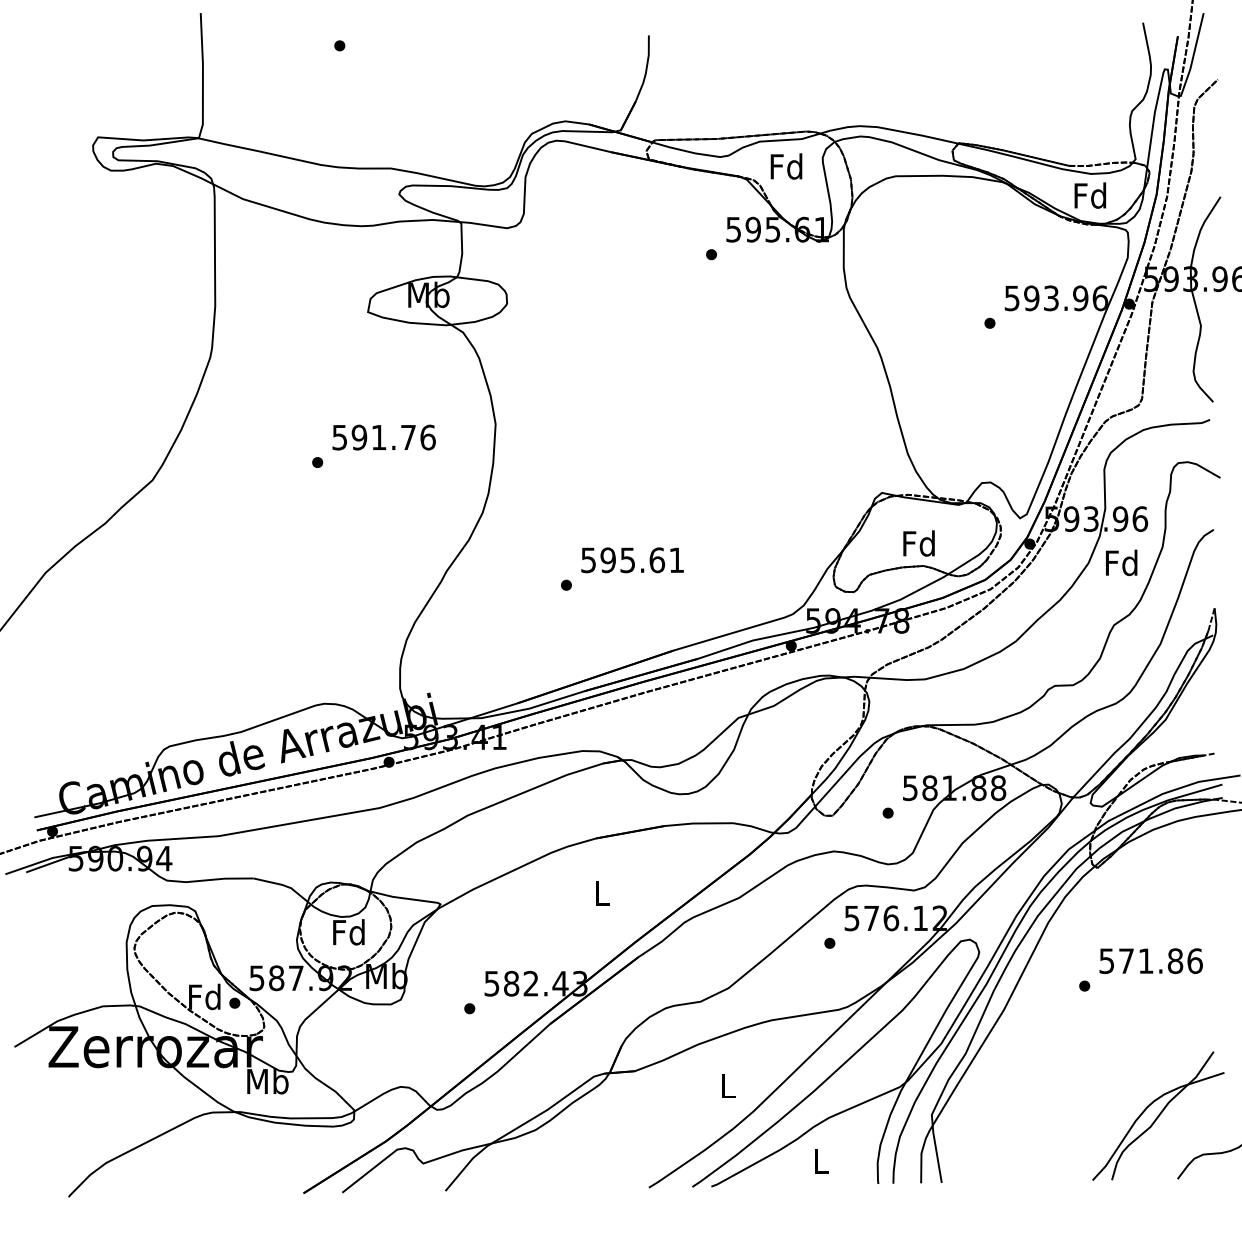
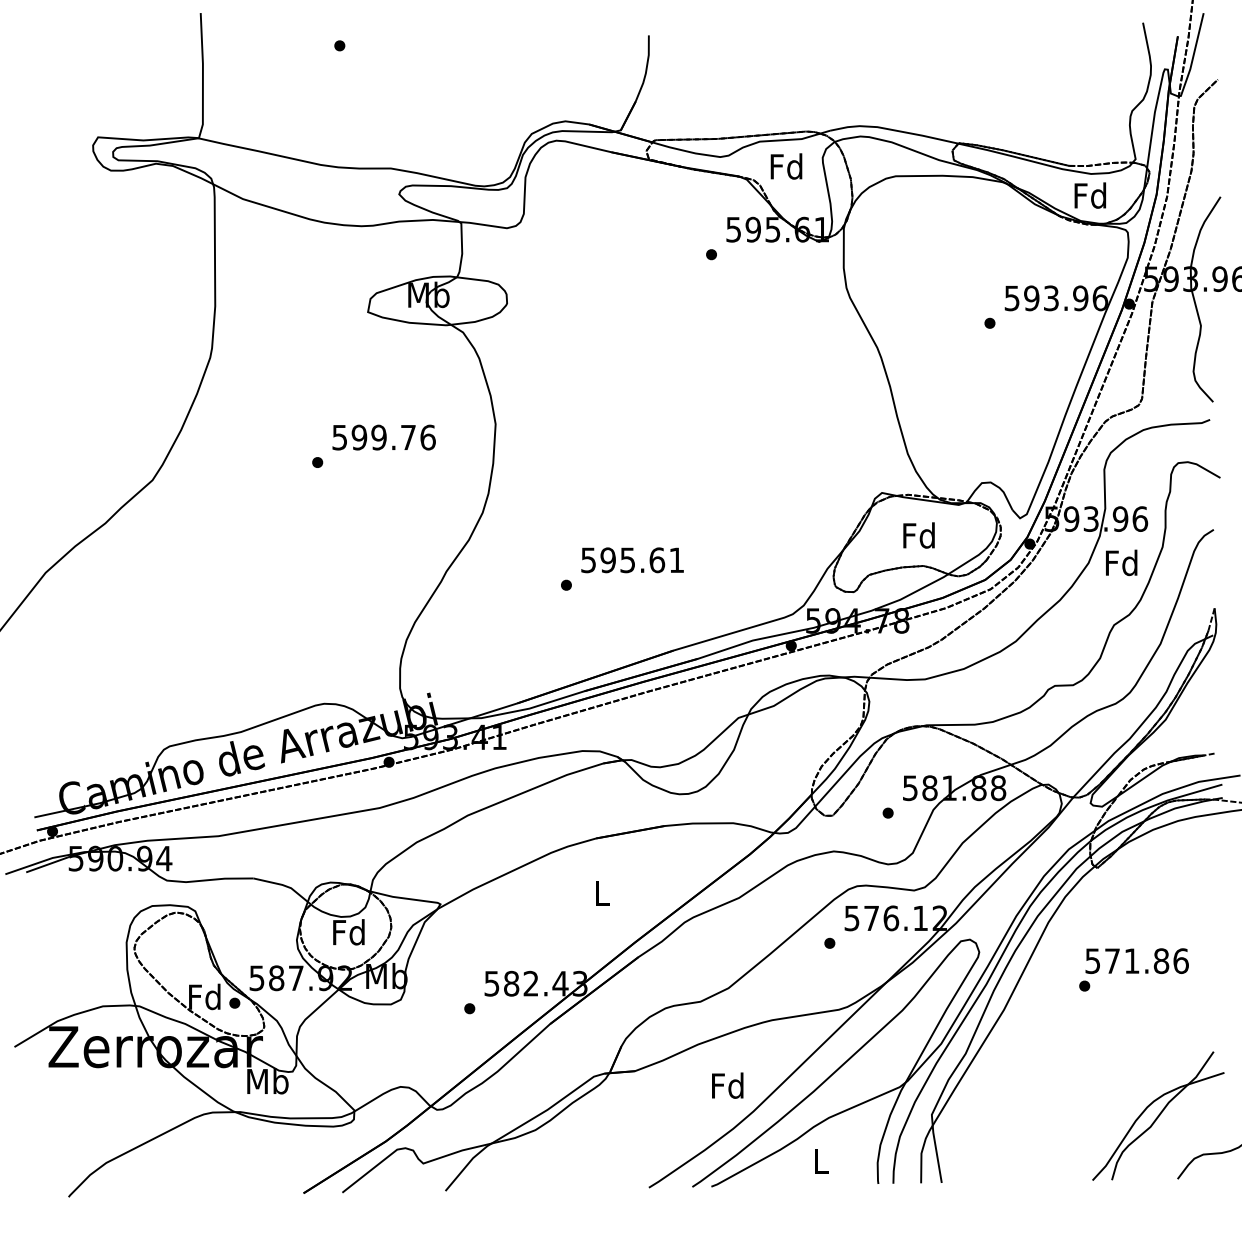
text: 591.76 -> 599.76 (378, 437)
text position: (918, 543) -> (918, 535) (918, 535)
text position: (1150, 960) -> (1136, 960) (1136, 960)
text: L -> Fd (727, 1085)
